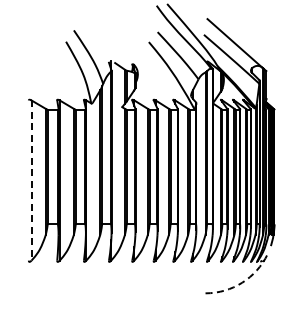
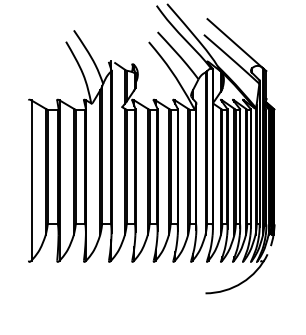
line: dashed -> solid (31, 181)
arc: dashed -> solid (242, 282)
